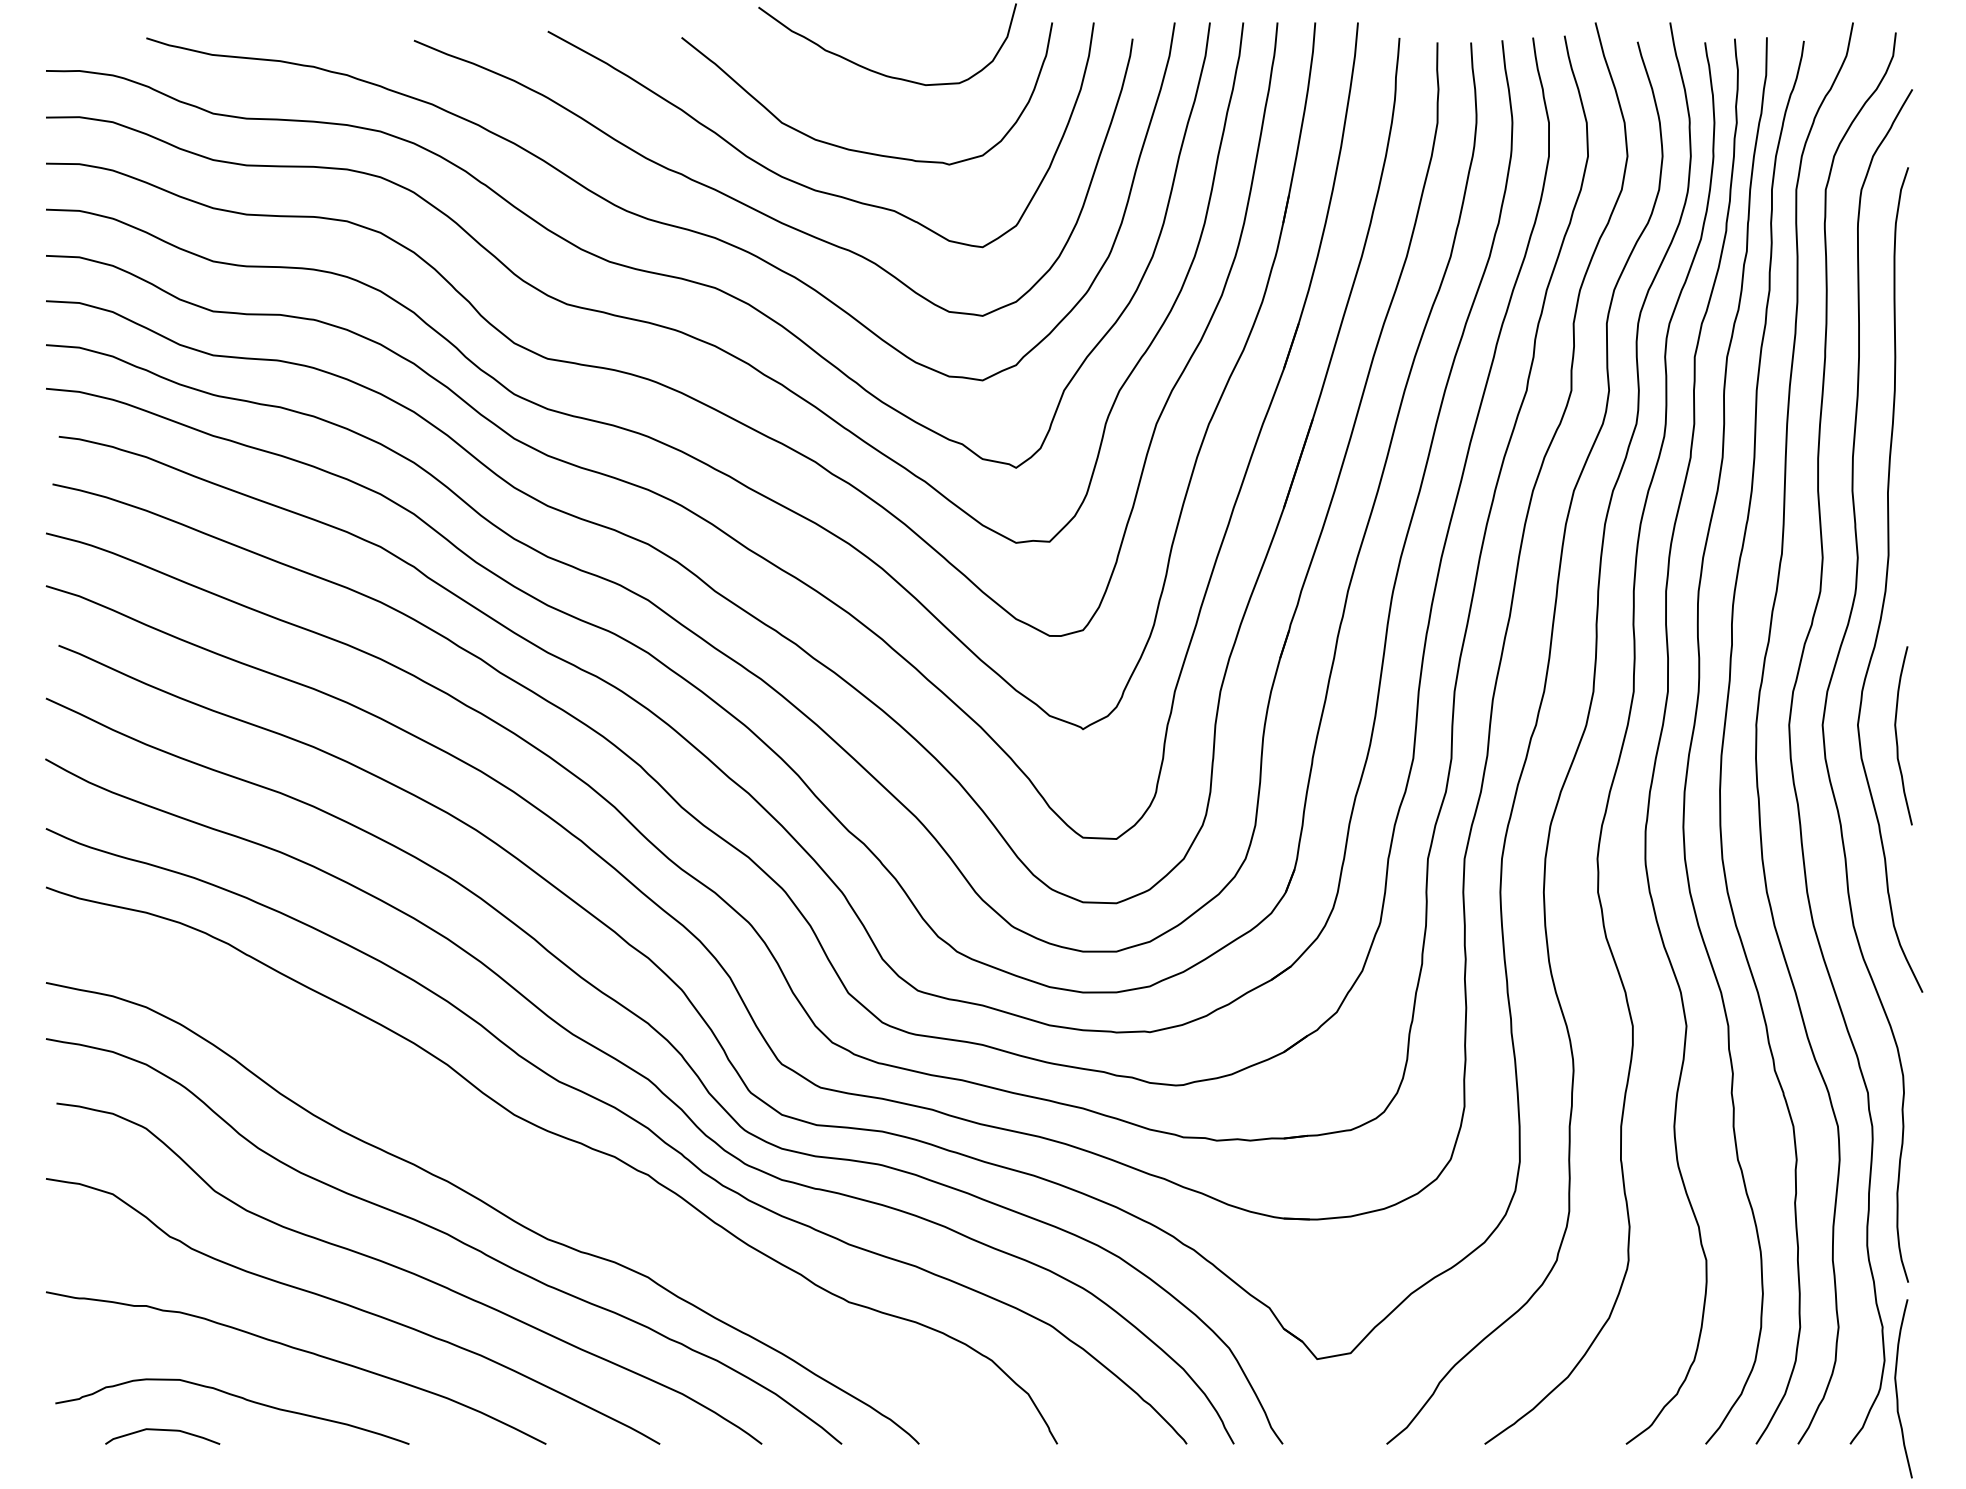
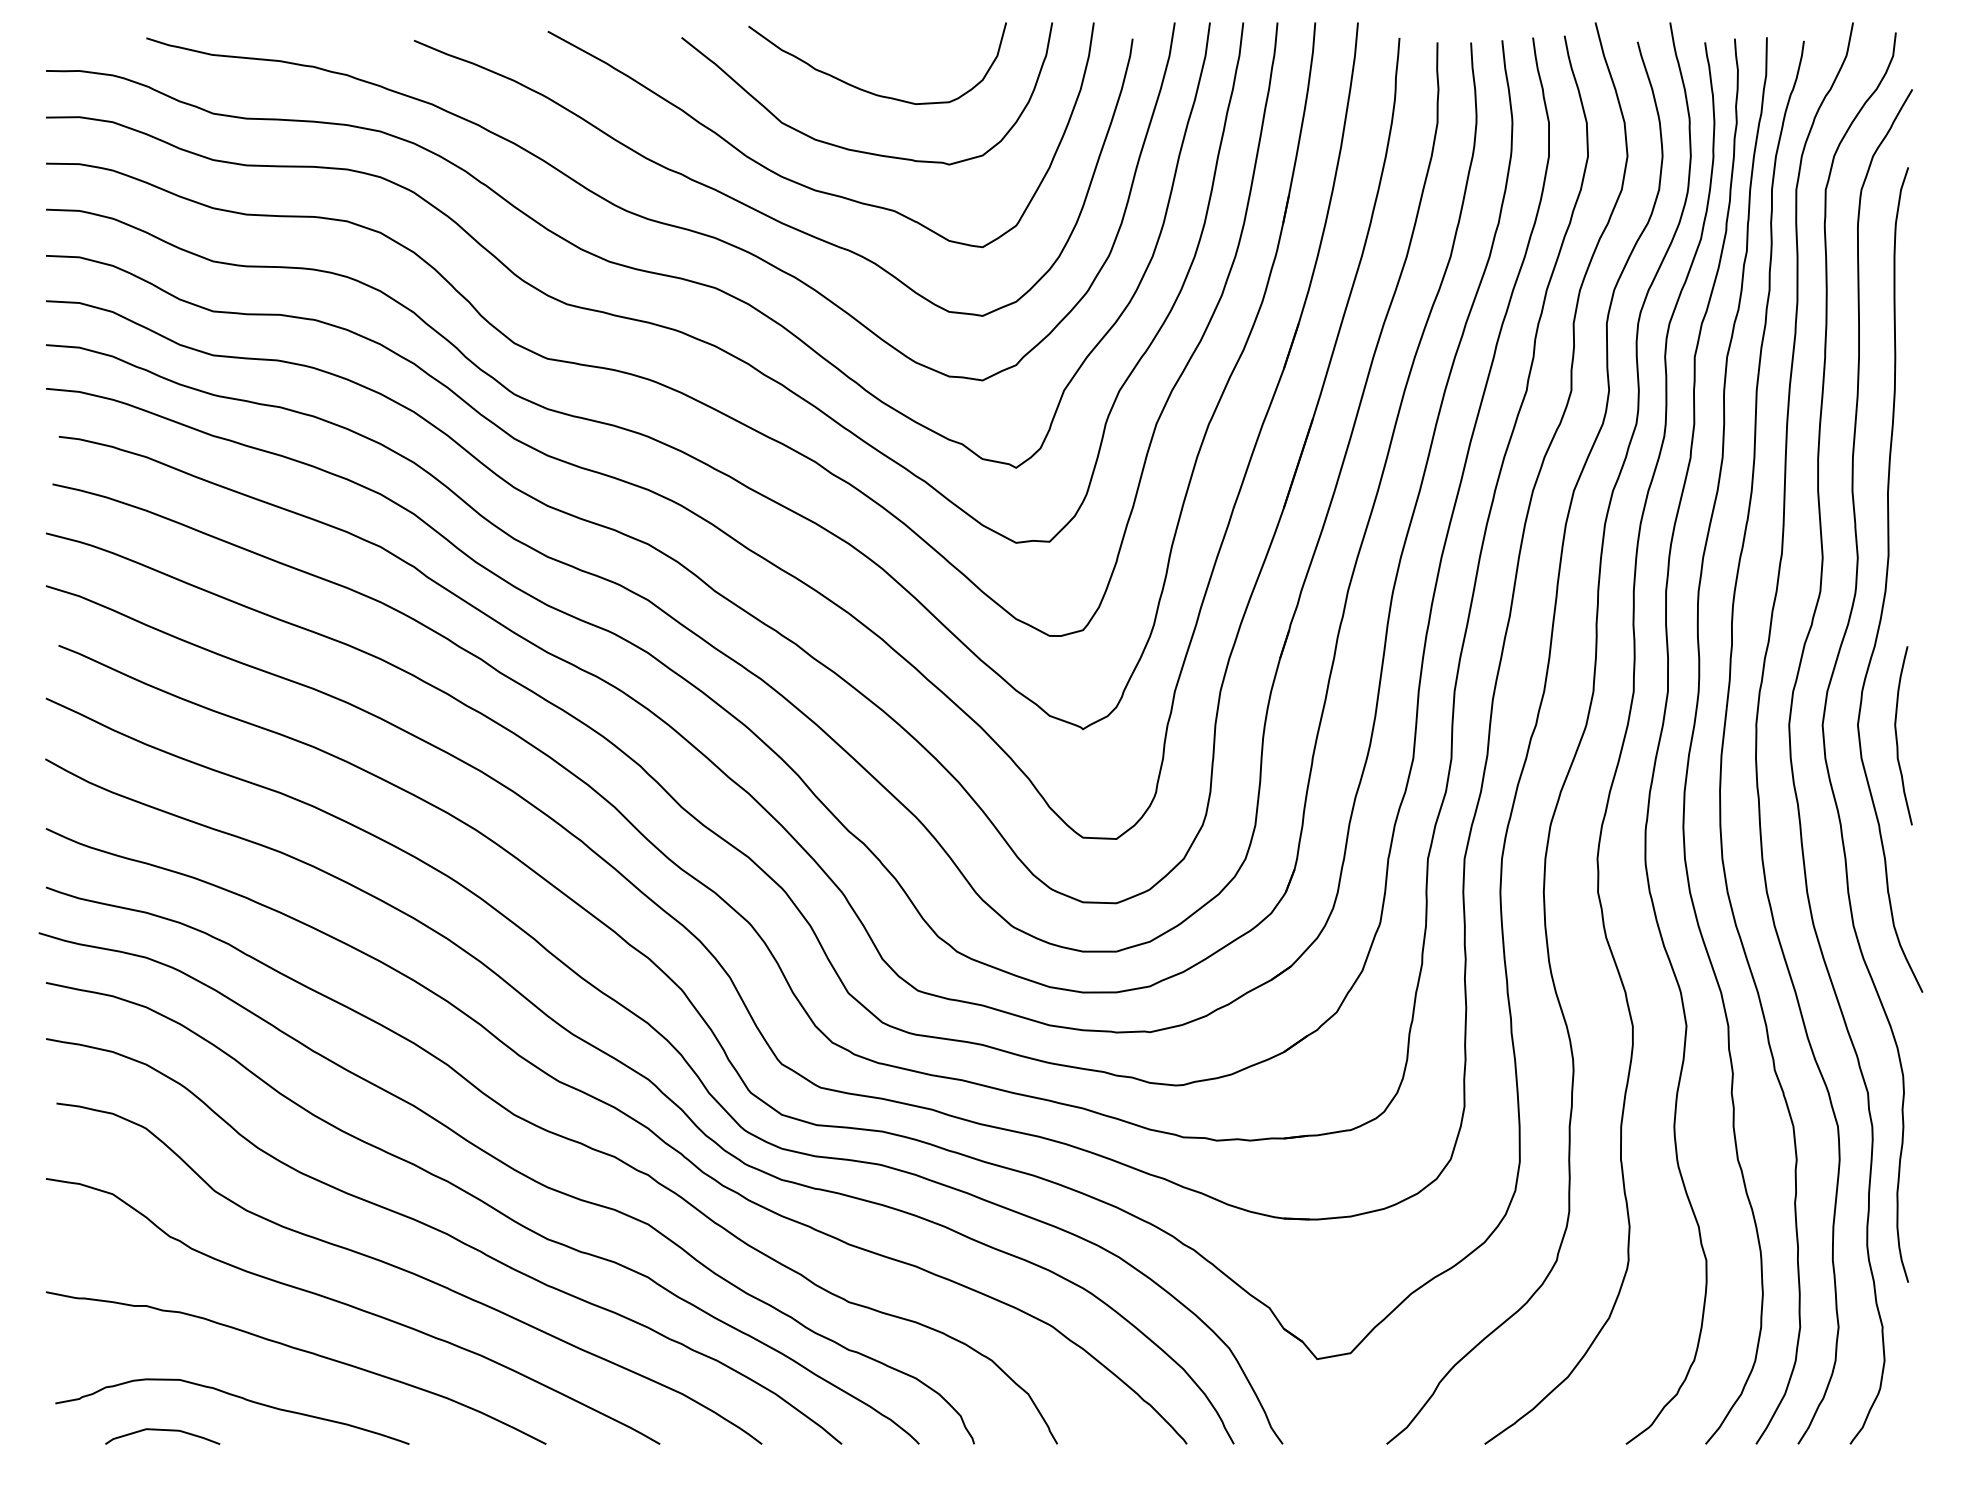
curve position: (877, 71) -> (867, 90) (867, 90)
curve: none -> present (518, 1173)
curve: present -> none (1897, 1388)
